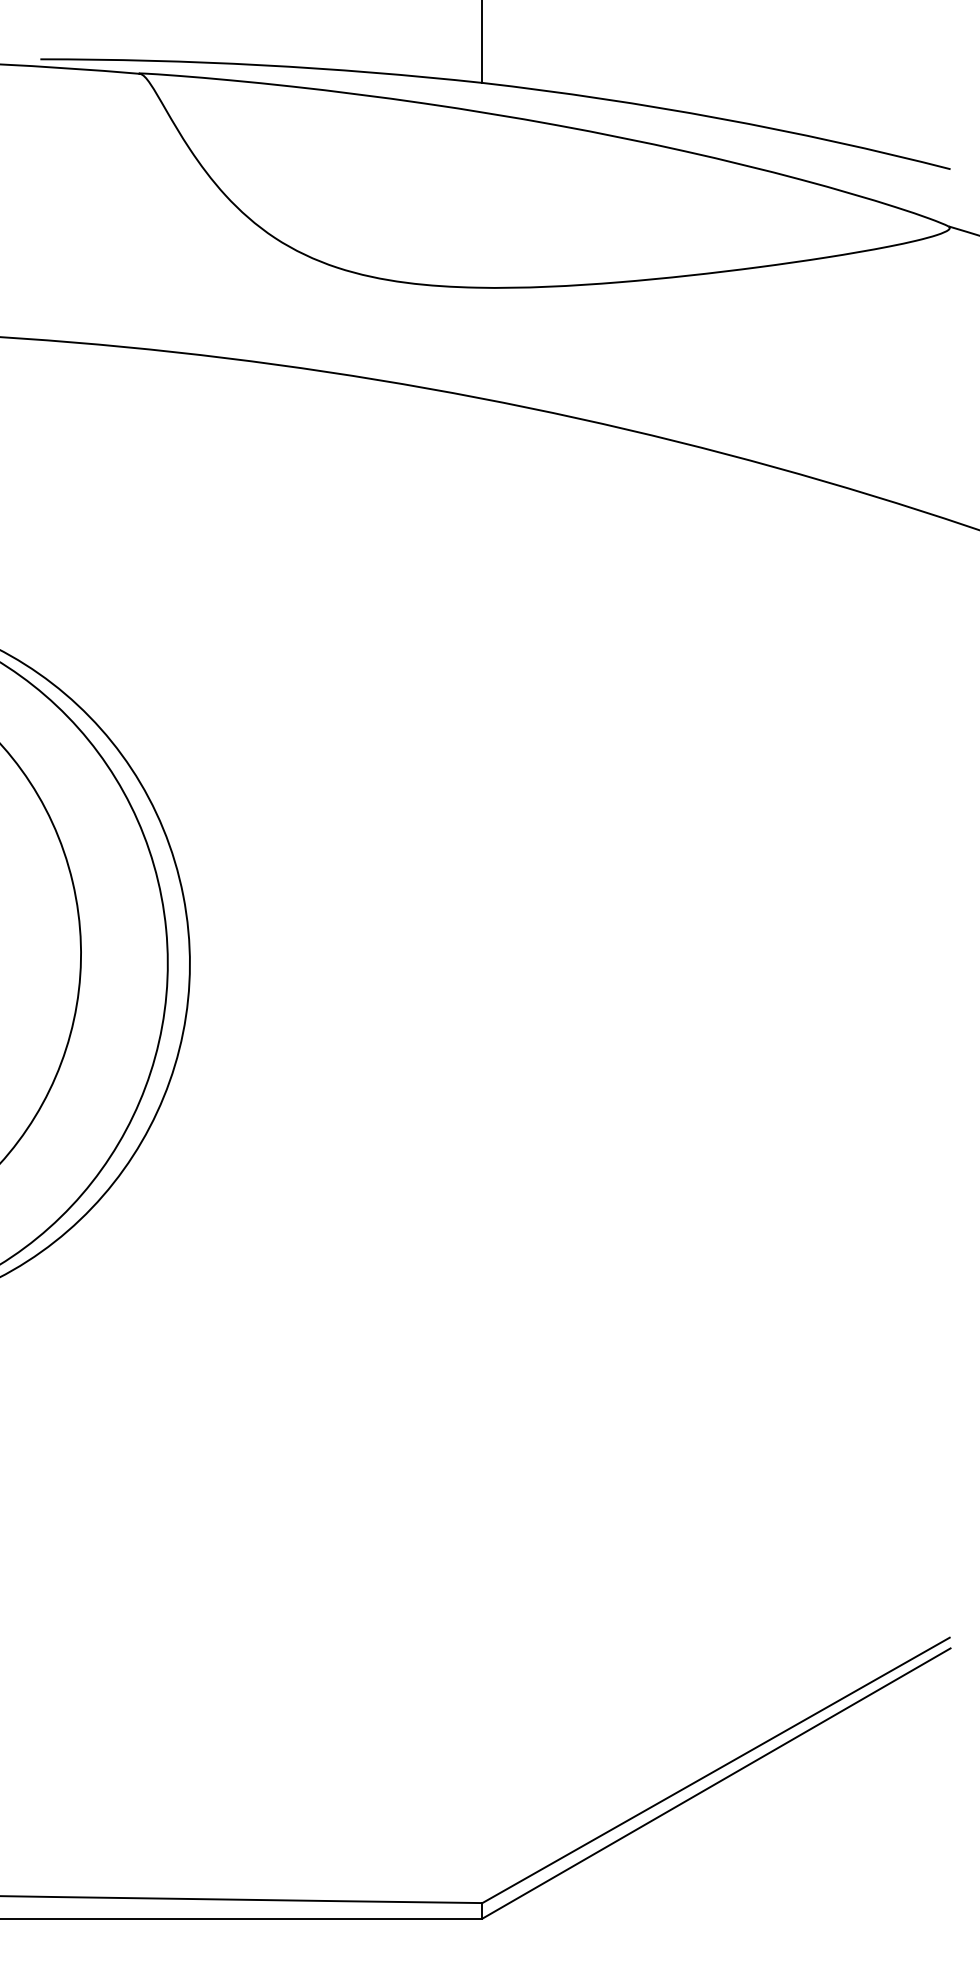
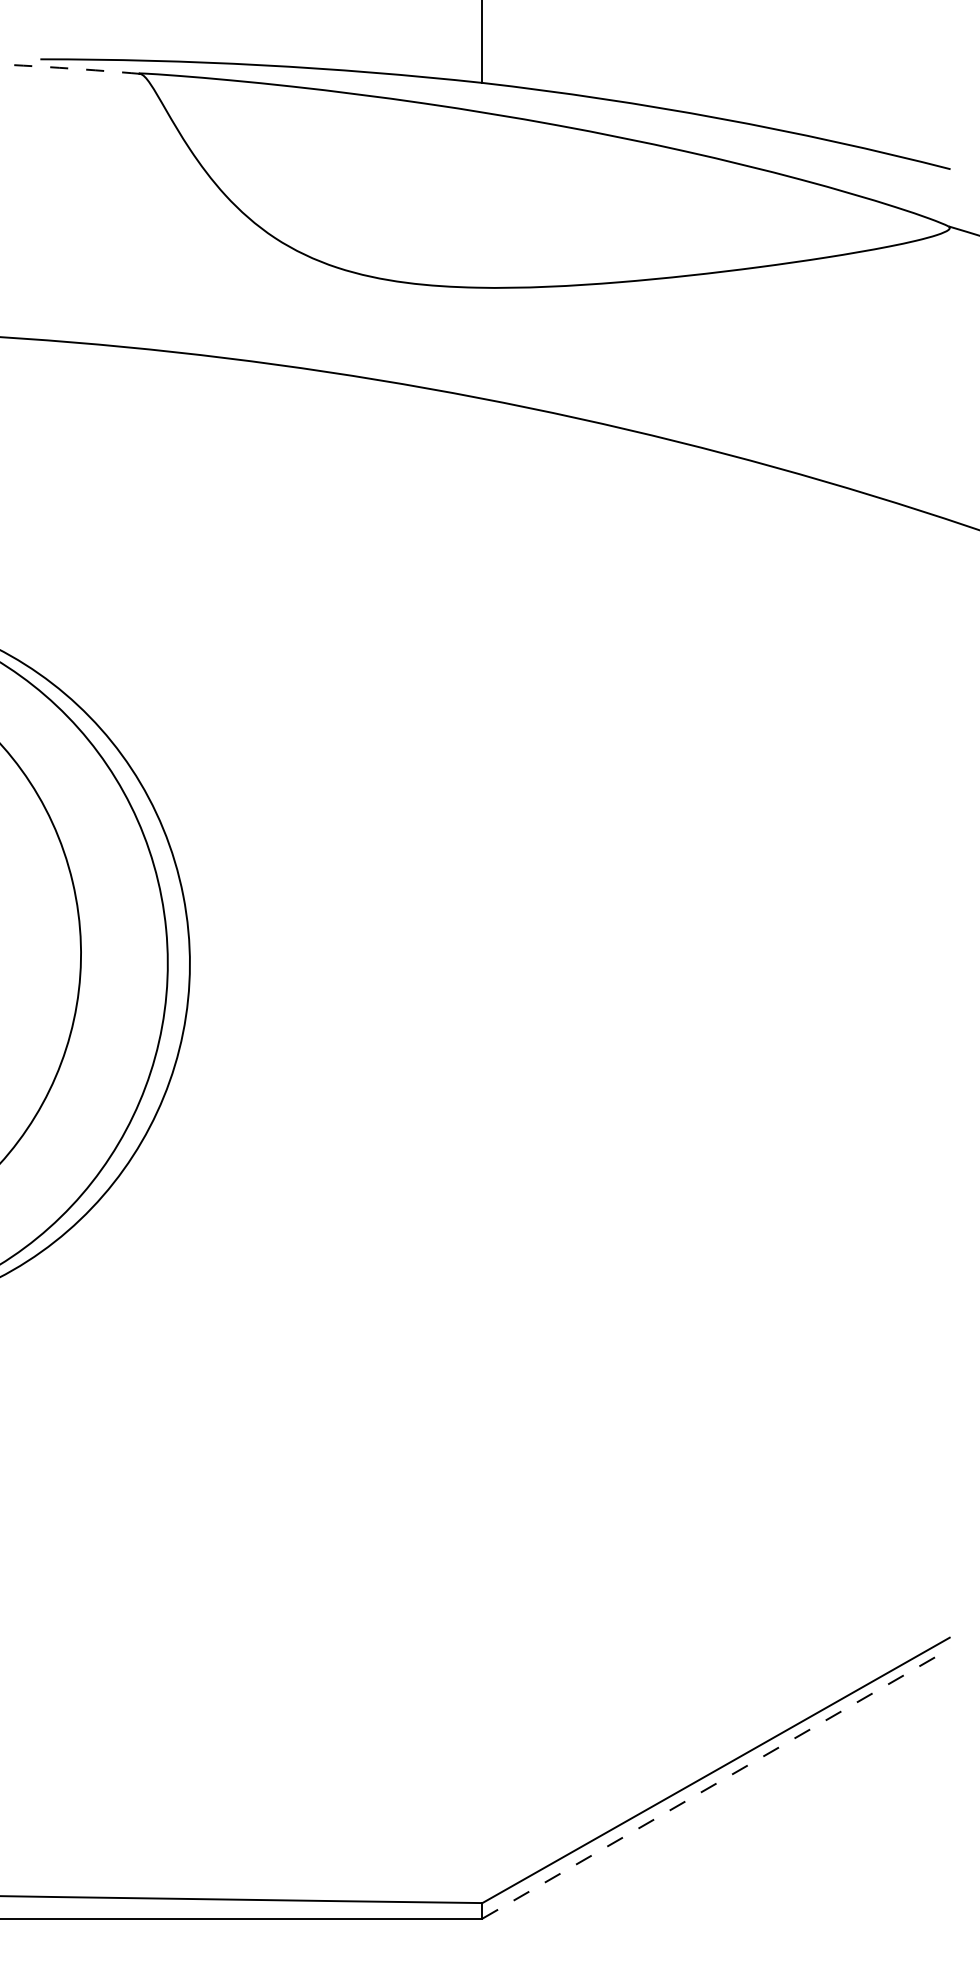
arc: solid -> dashed (69, 68)
line: solid -> dashed (716, 1783)
